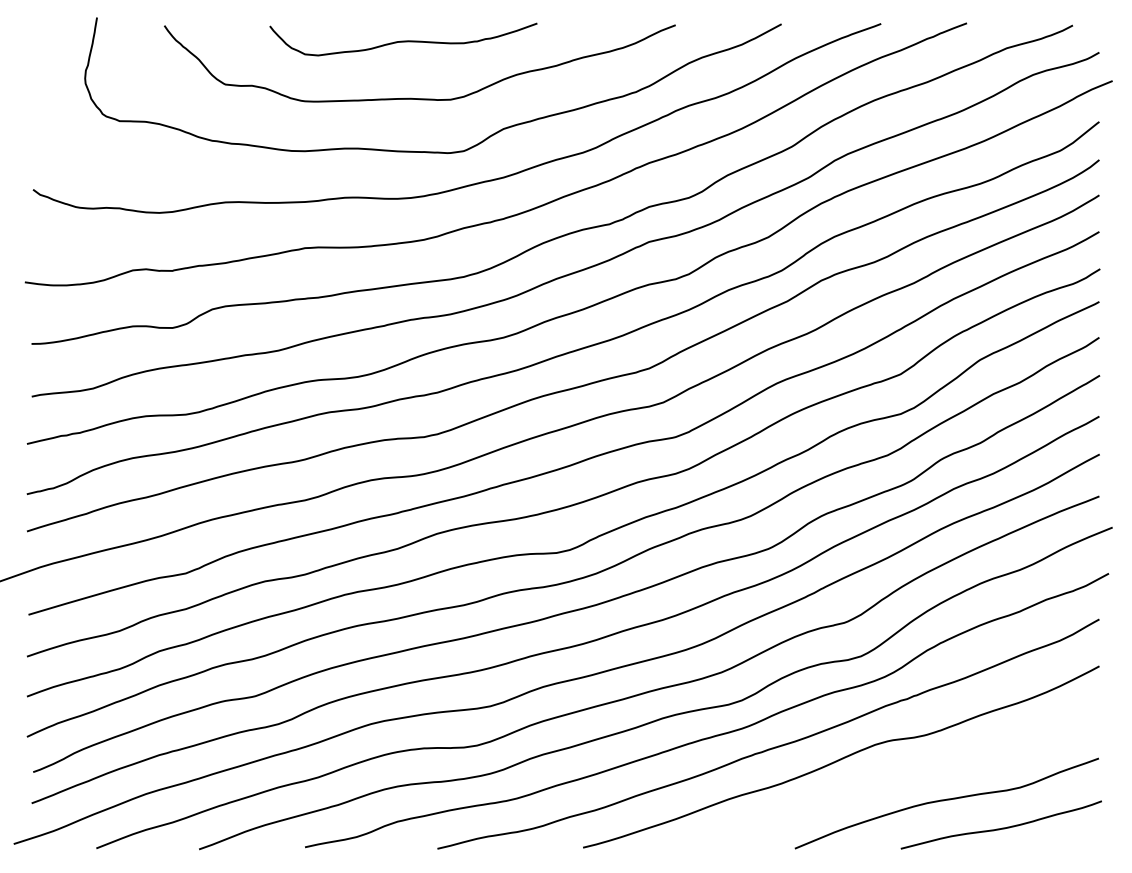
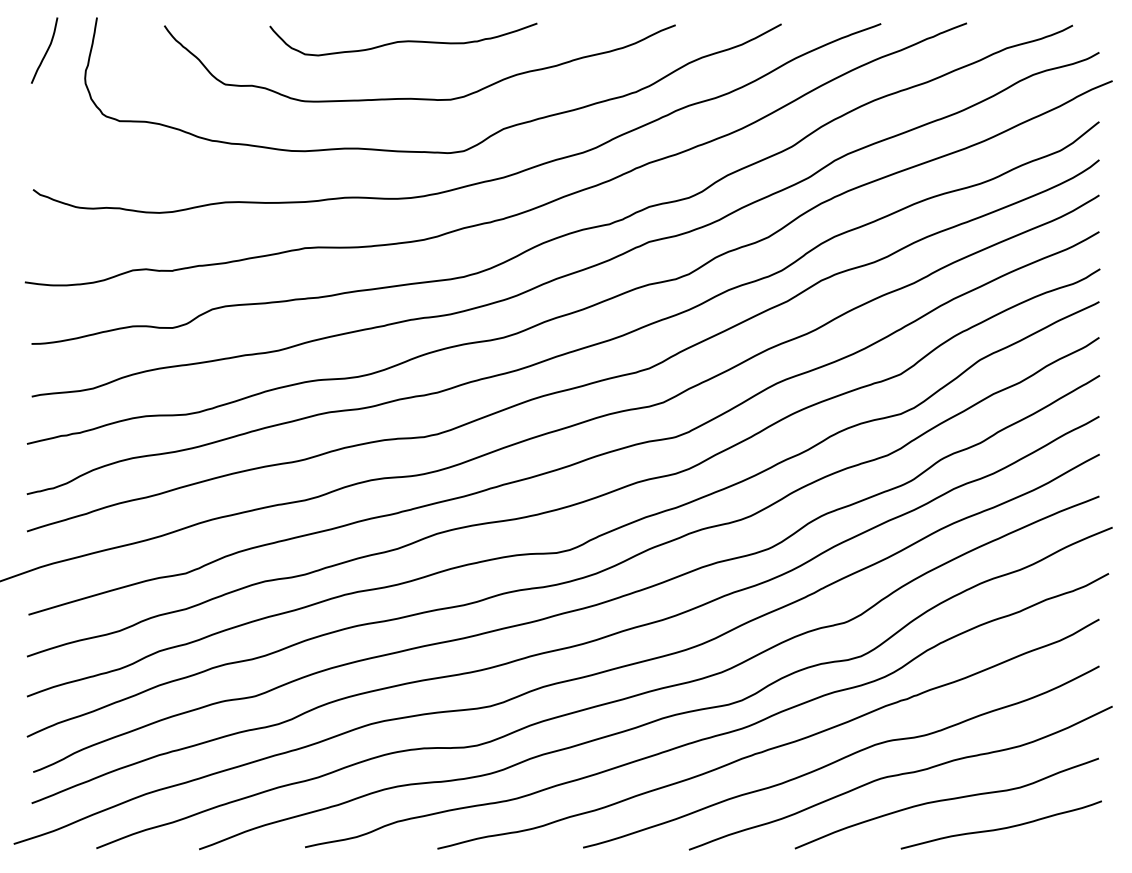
curve: none -> present (46, 50)
curve: none -> present (900, 775)
